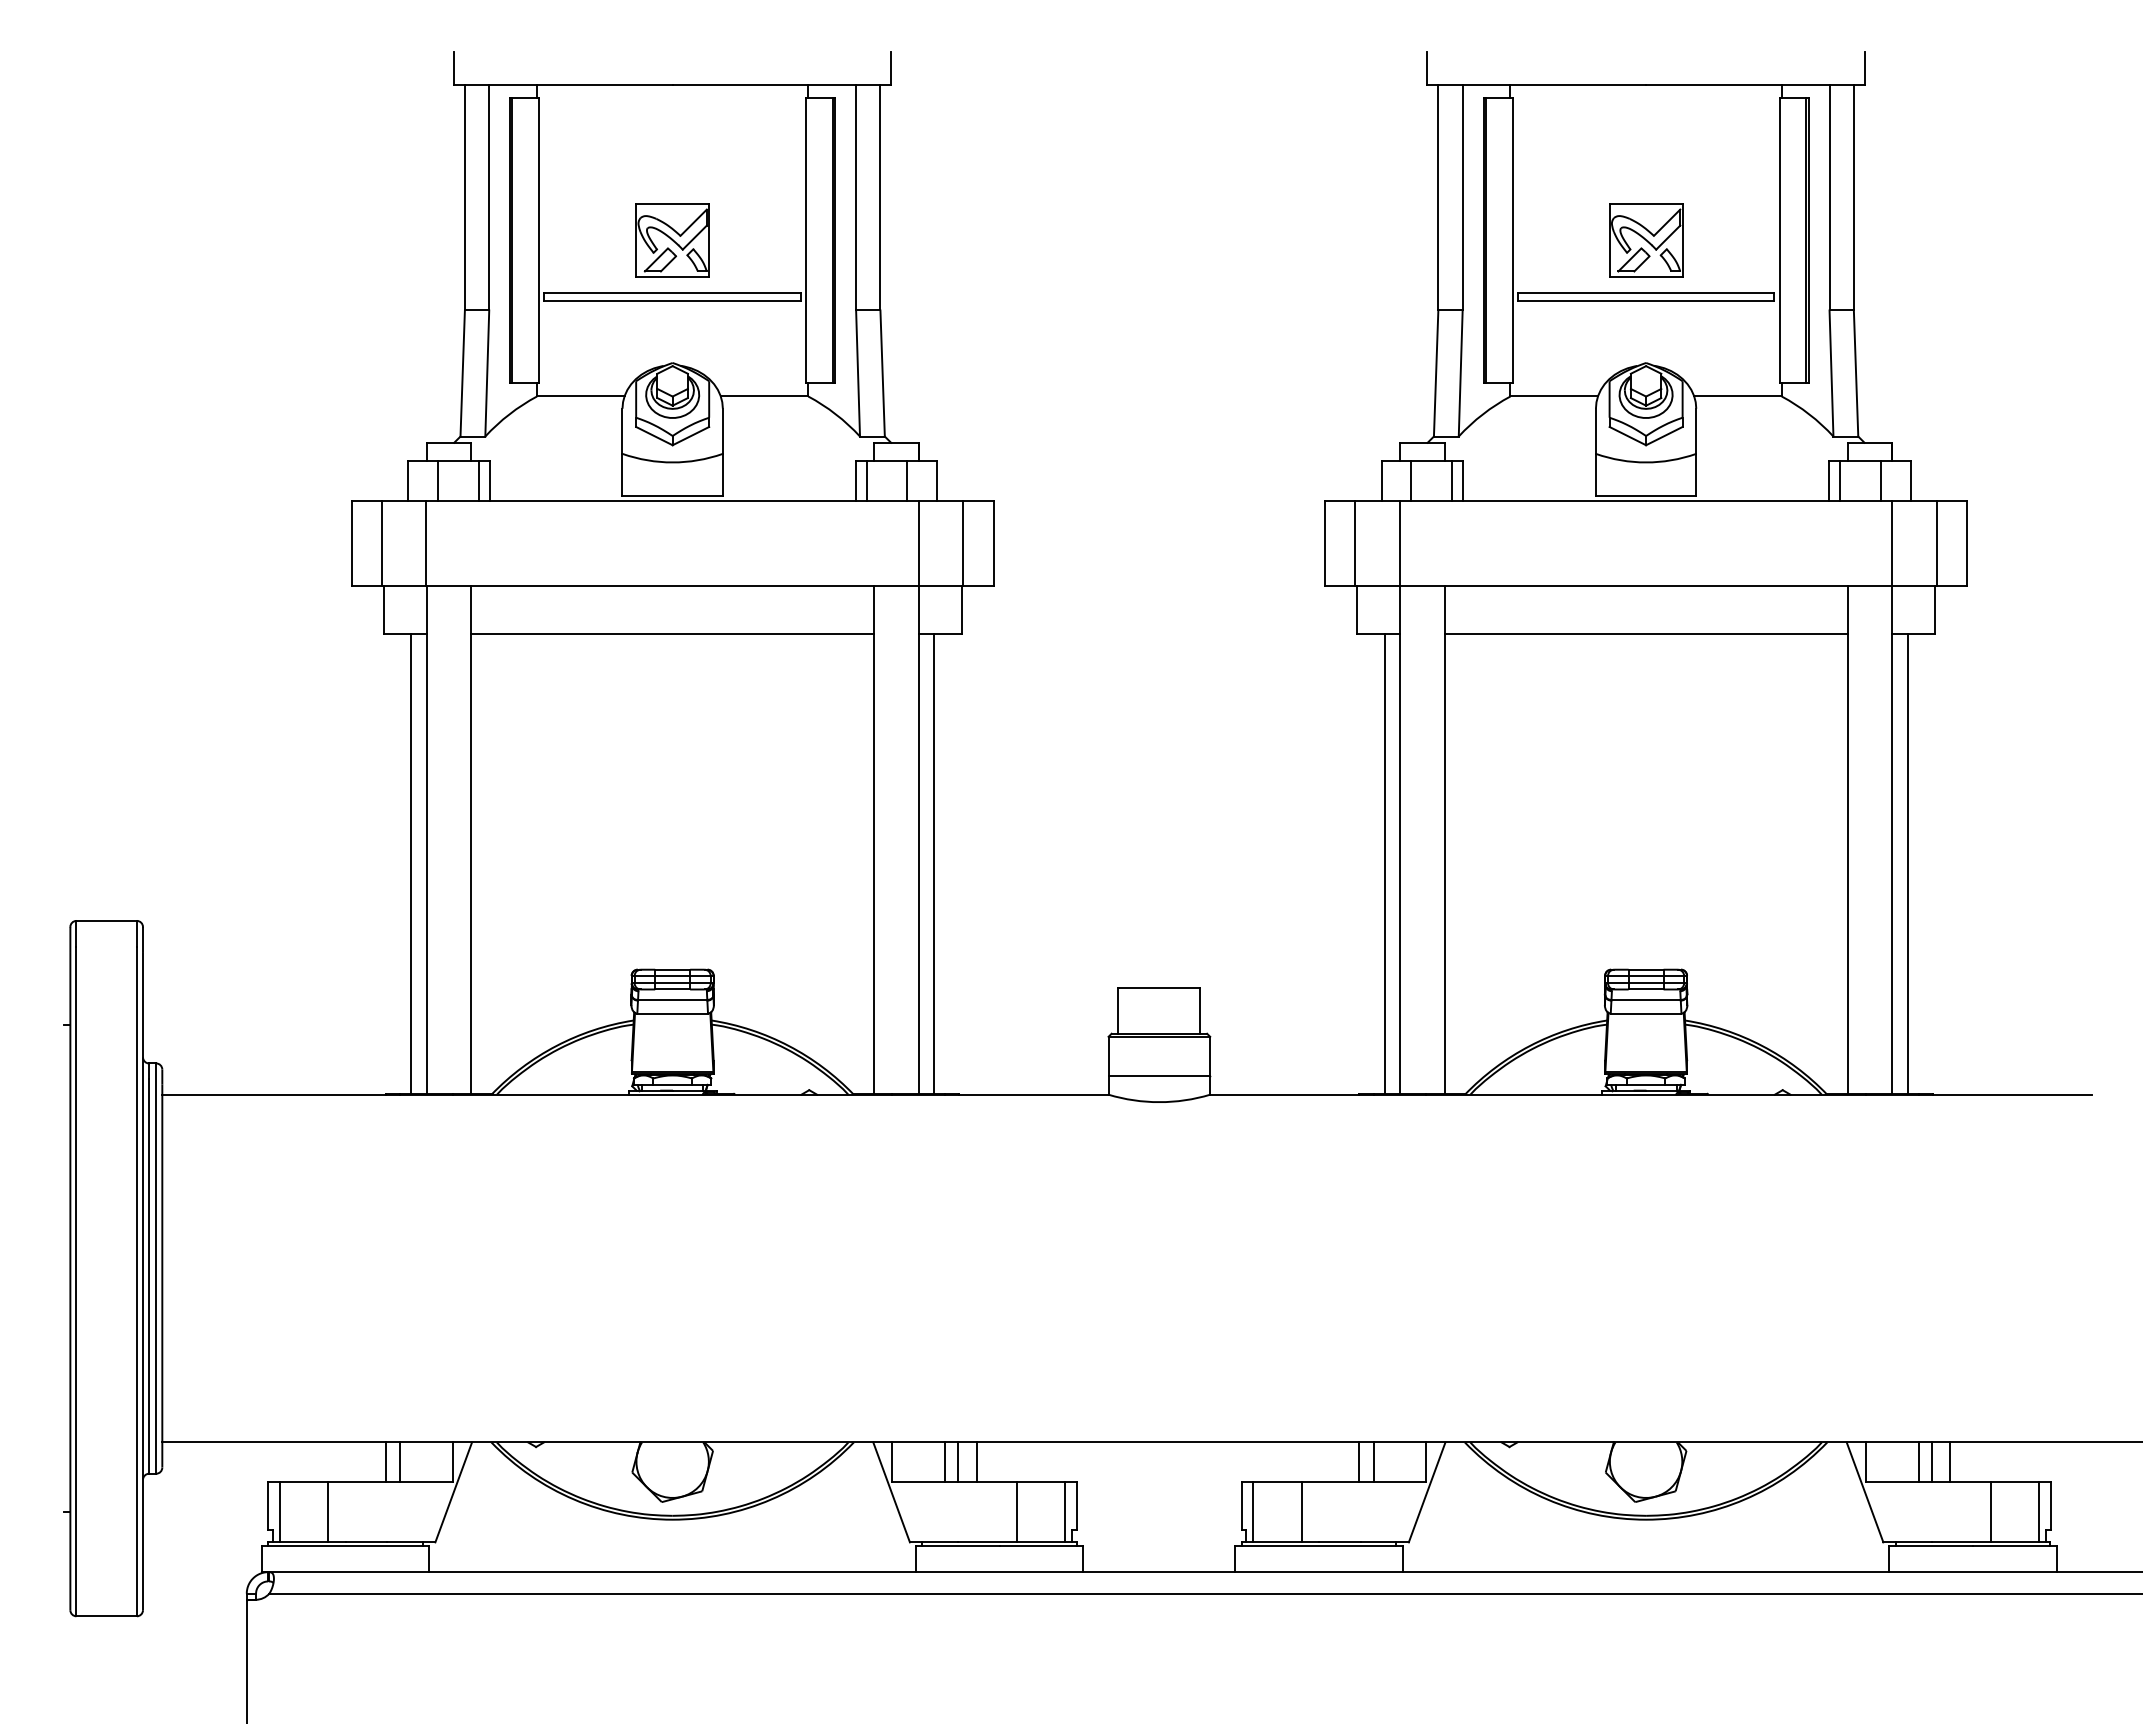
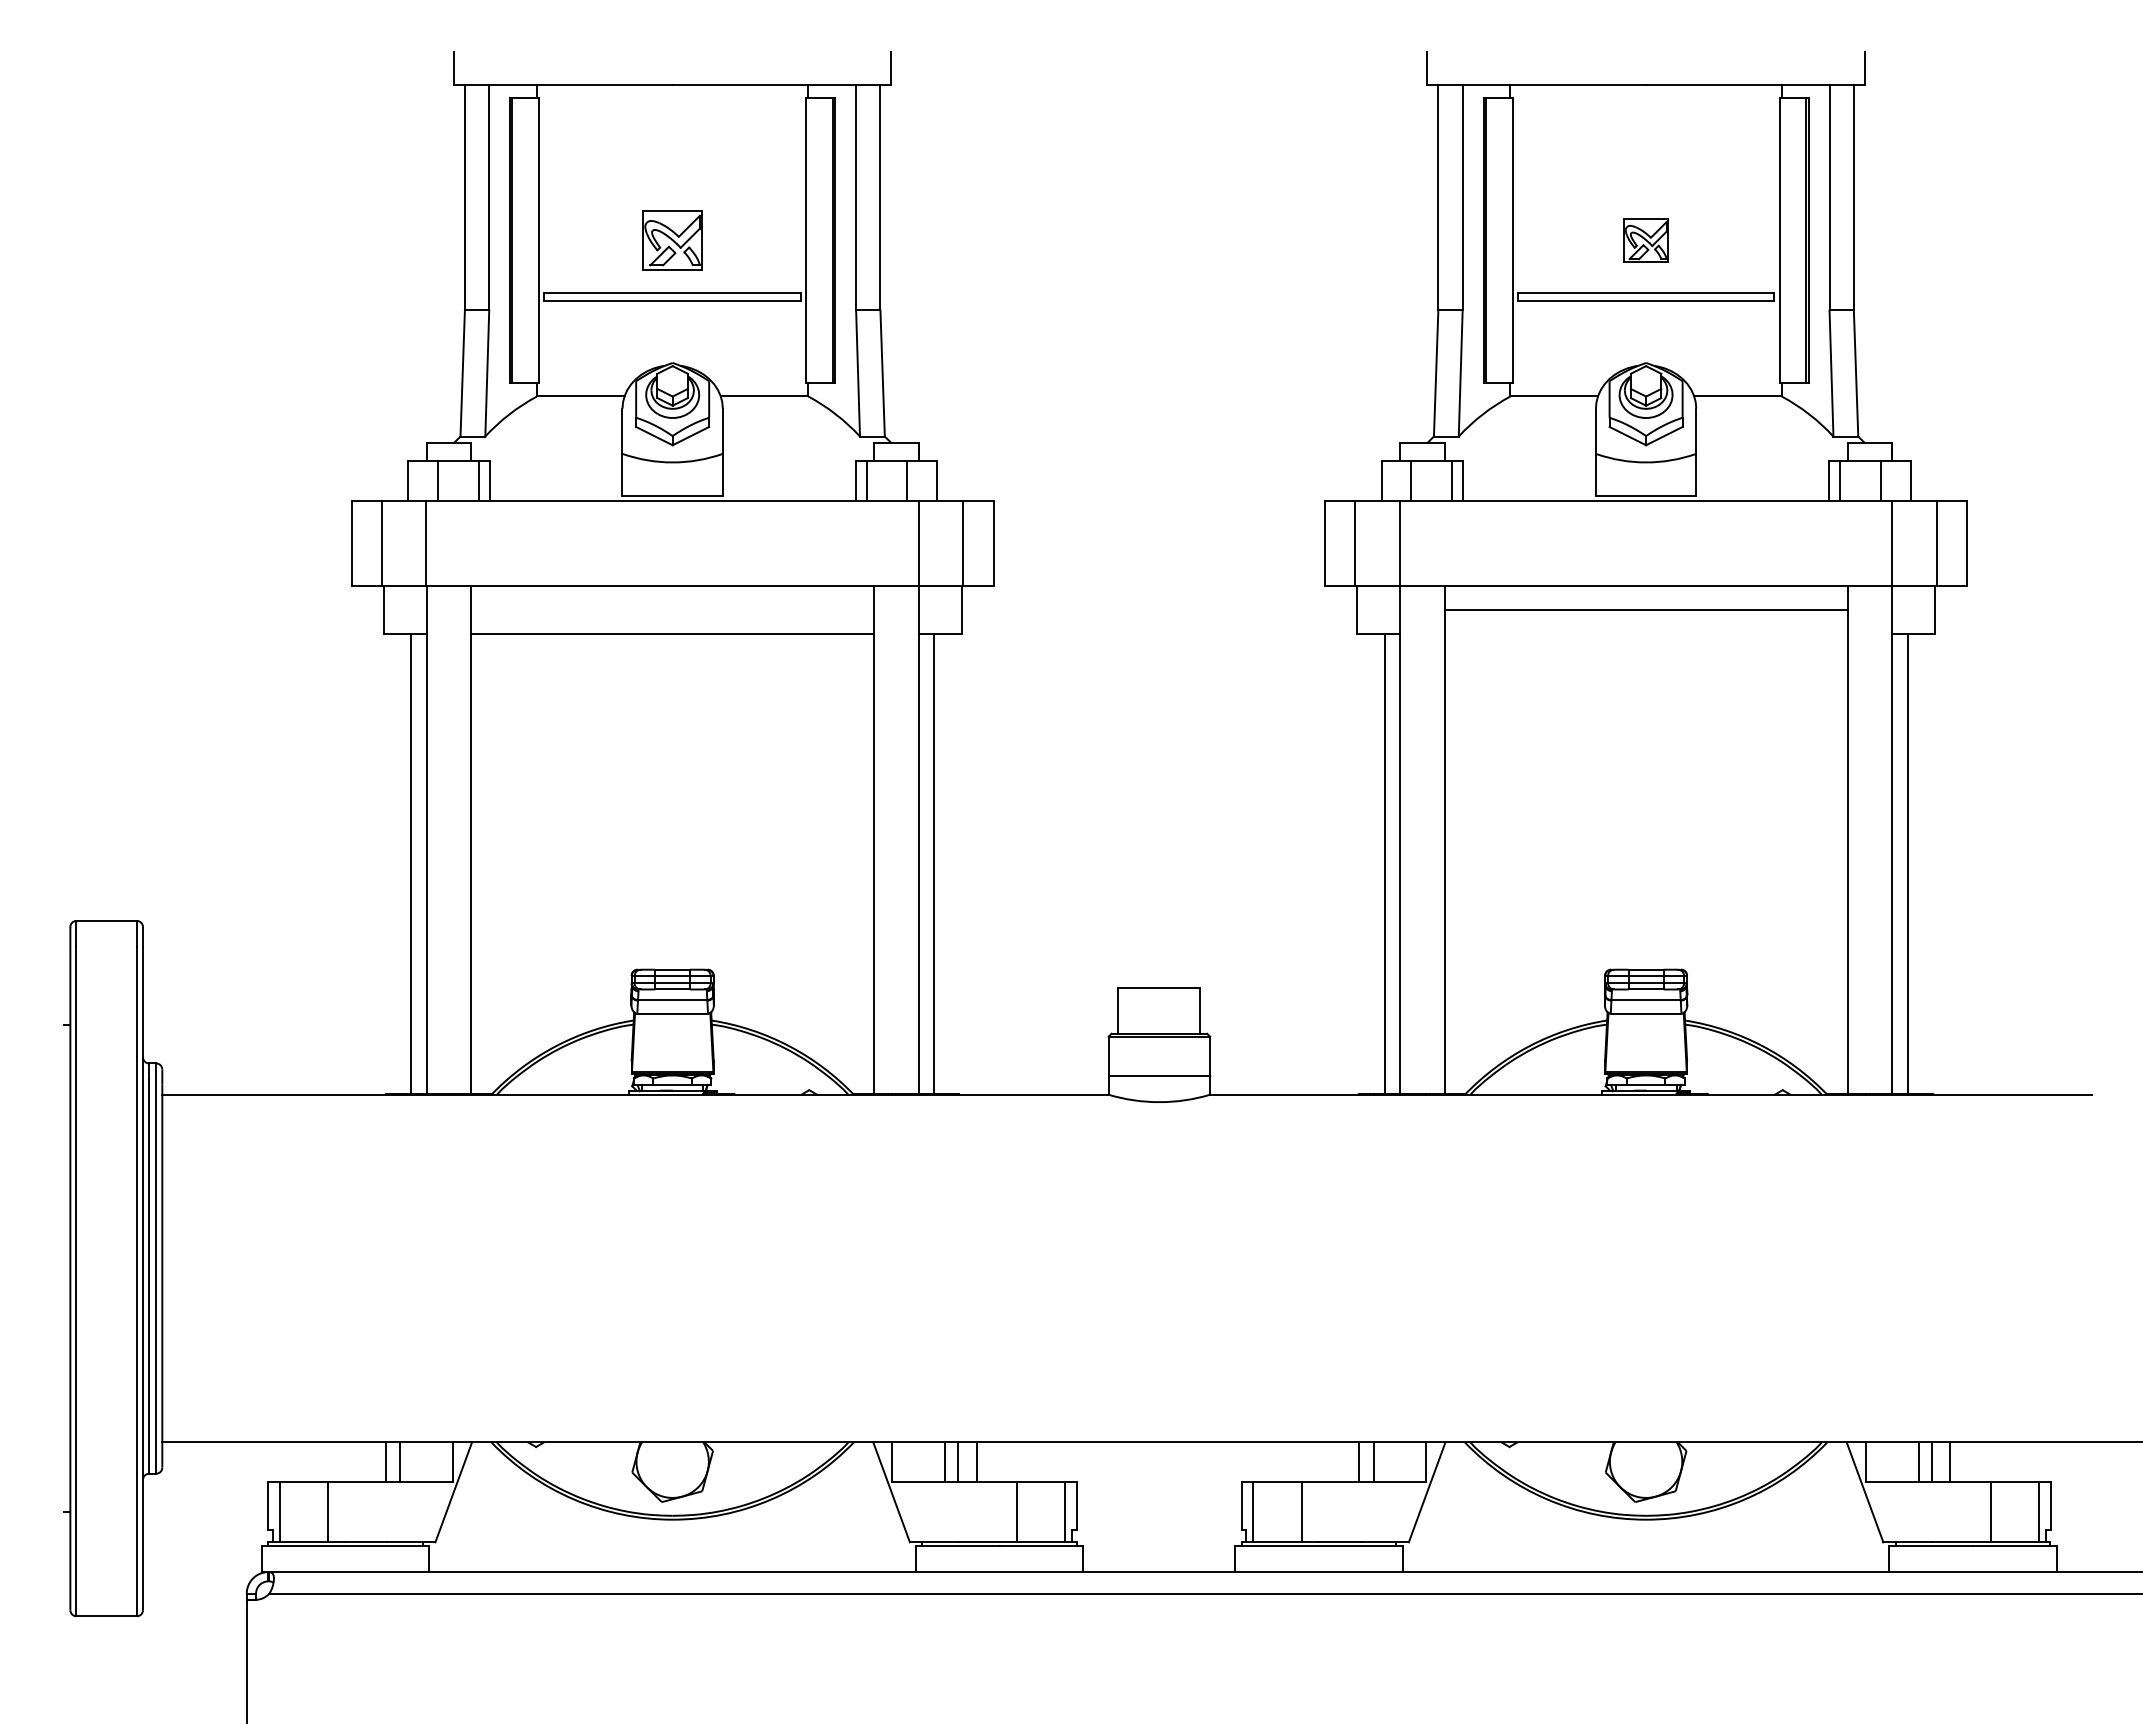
part size: 75x75 px -> 61x61 px (672, 240)
part size: 75x75 px -> 46x45 px (1645, 240)
line position: (1645, 634) -> (1645, 610) (1645, 610)
